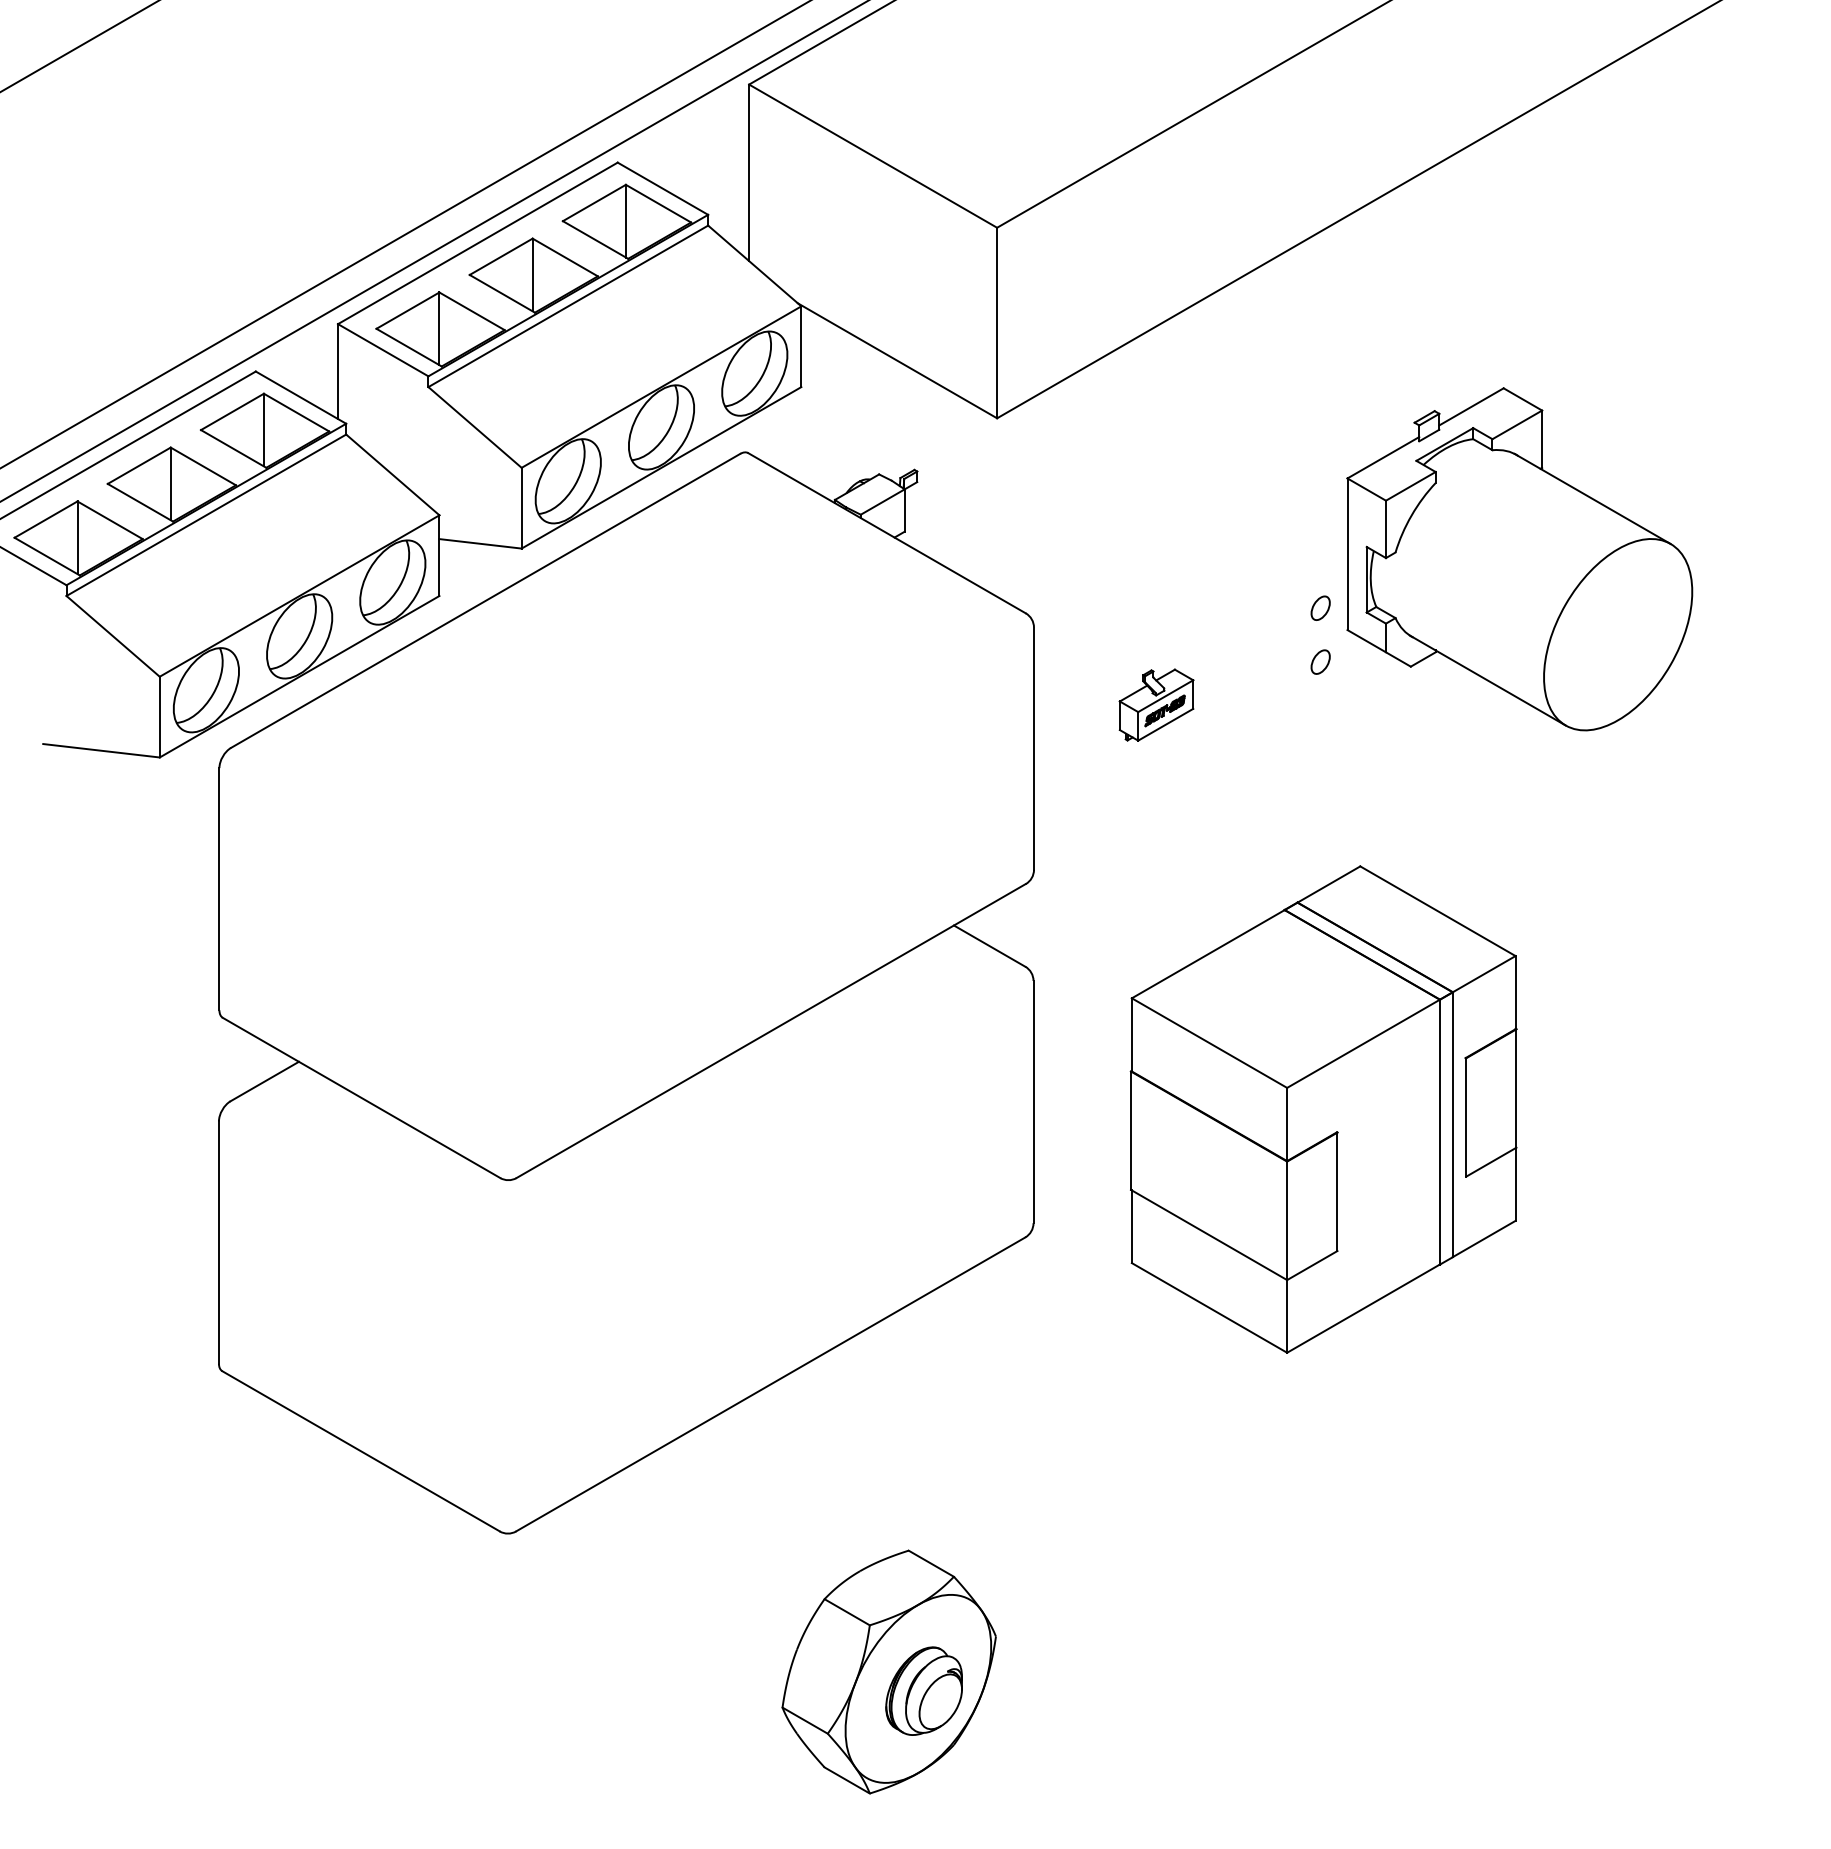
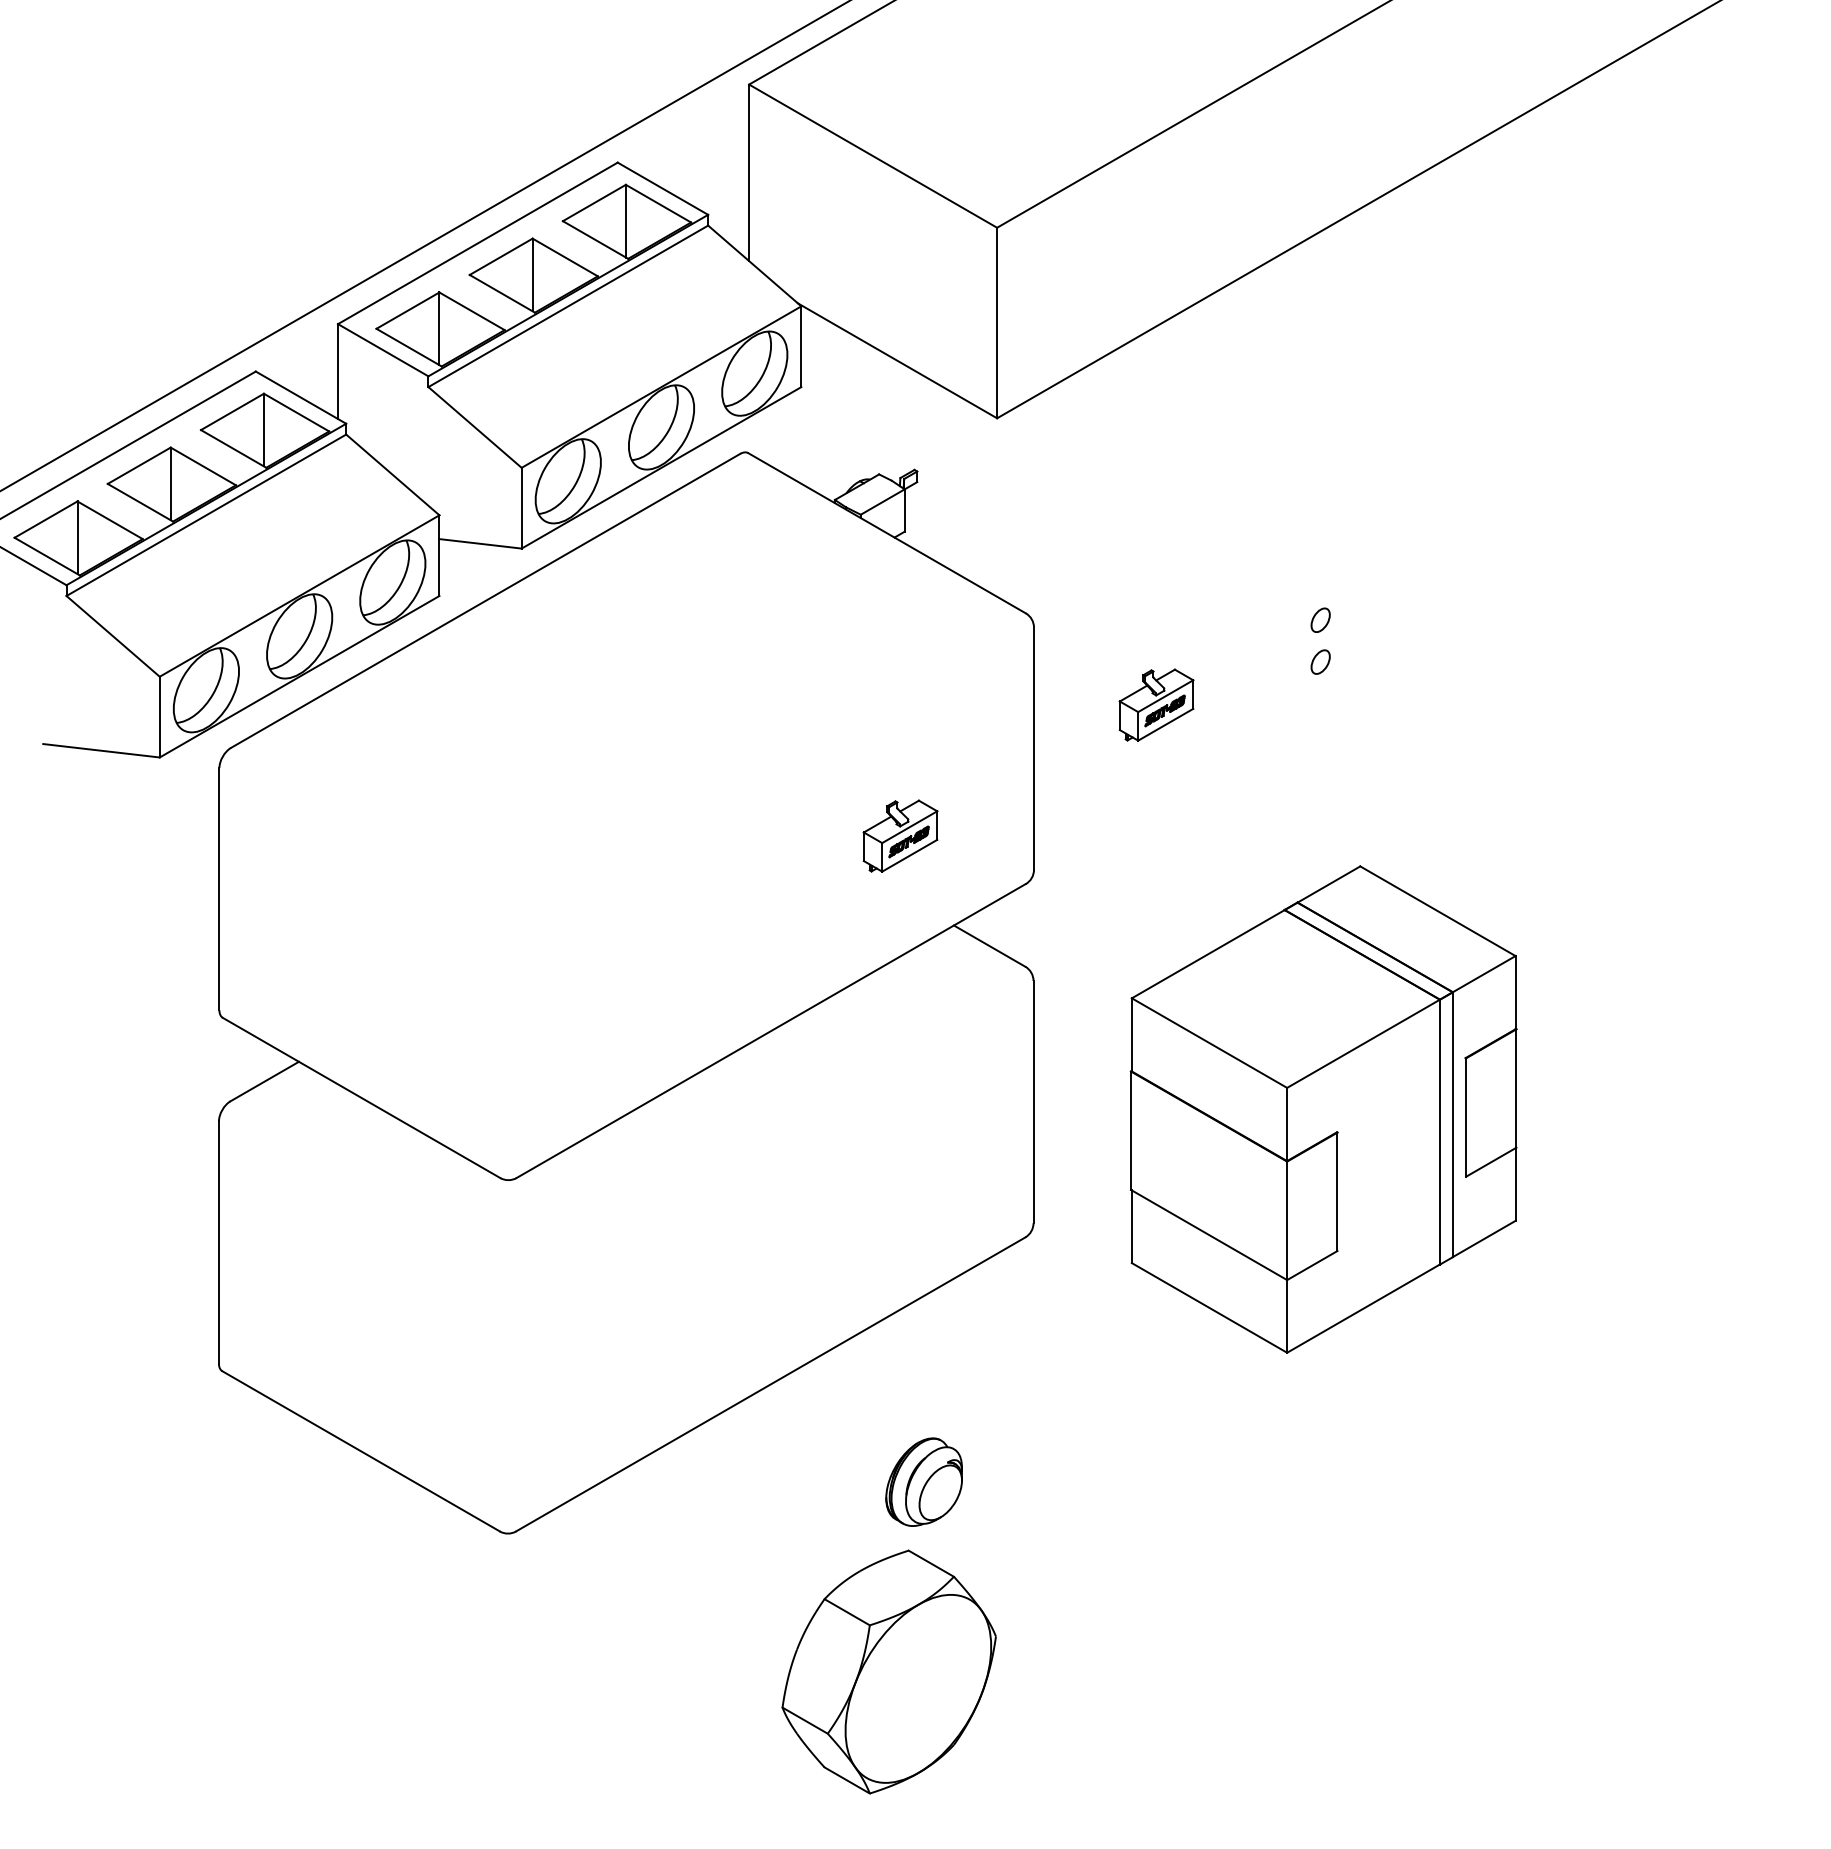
line: present -> none (78, 46)
line position: (404, 234) -> (424, 246) (424, 246)
line: present -> none (433, 251)
part: present -> none (1519, 559)
part position: (1320, 607) -> (1320, 619) (1320, 619)
part: none -> present (900, 835)
part position: (923, 1690) -> (923, 1481) (923, 1481)
